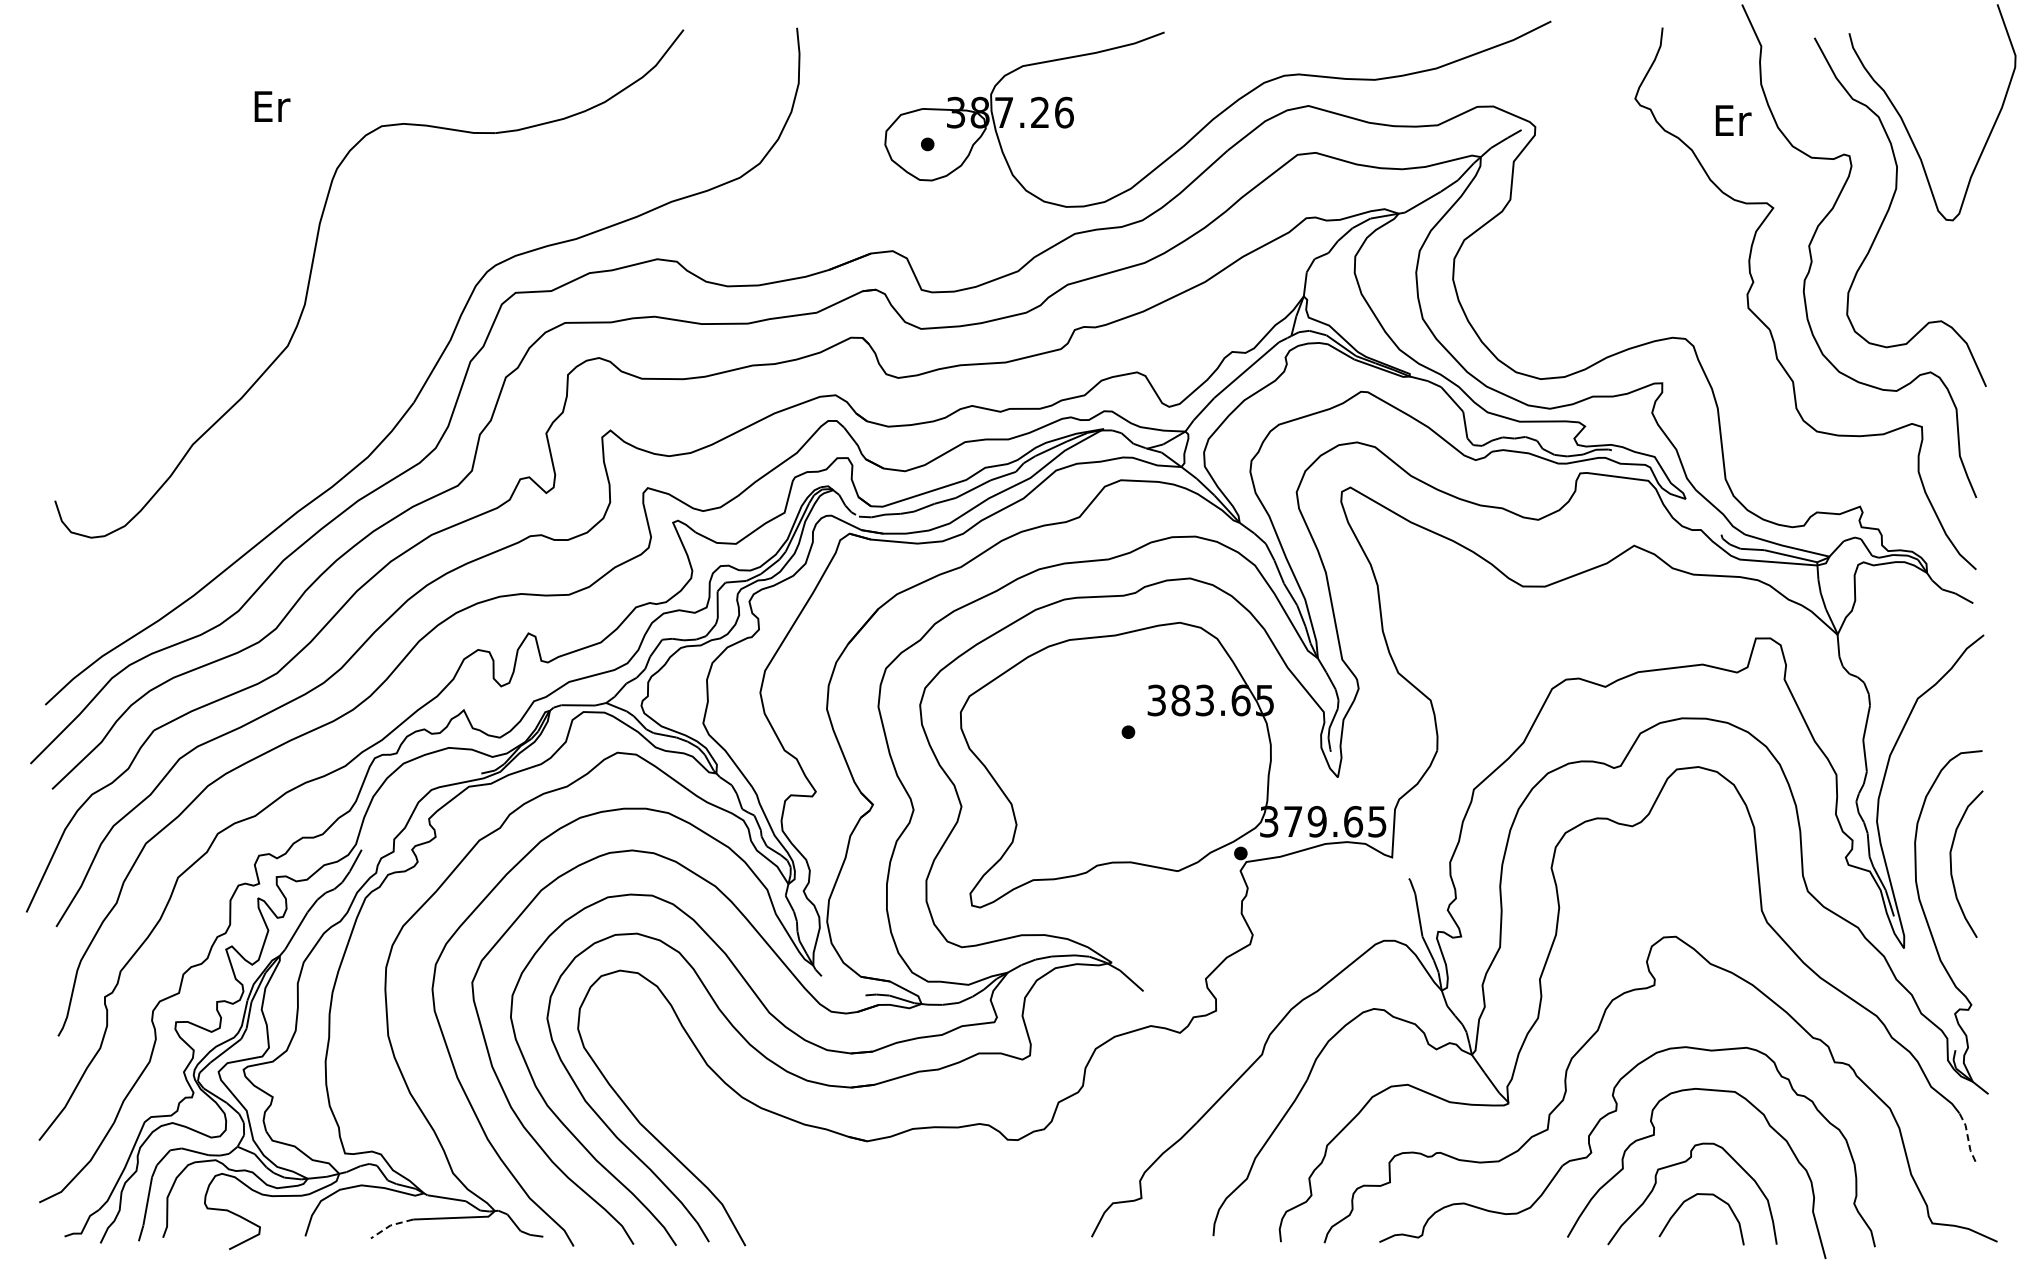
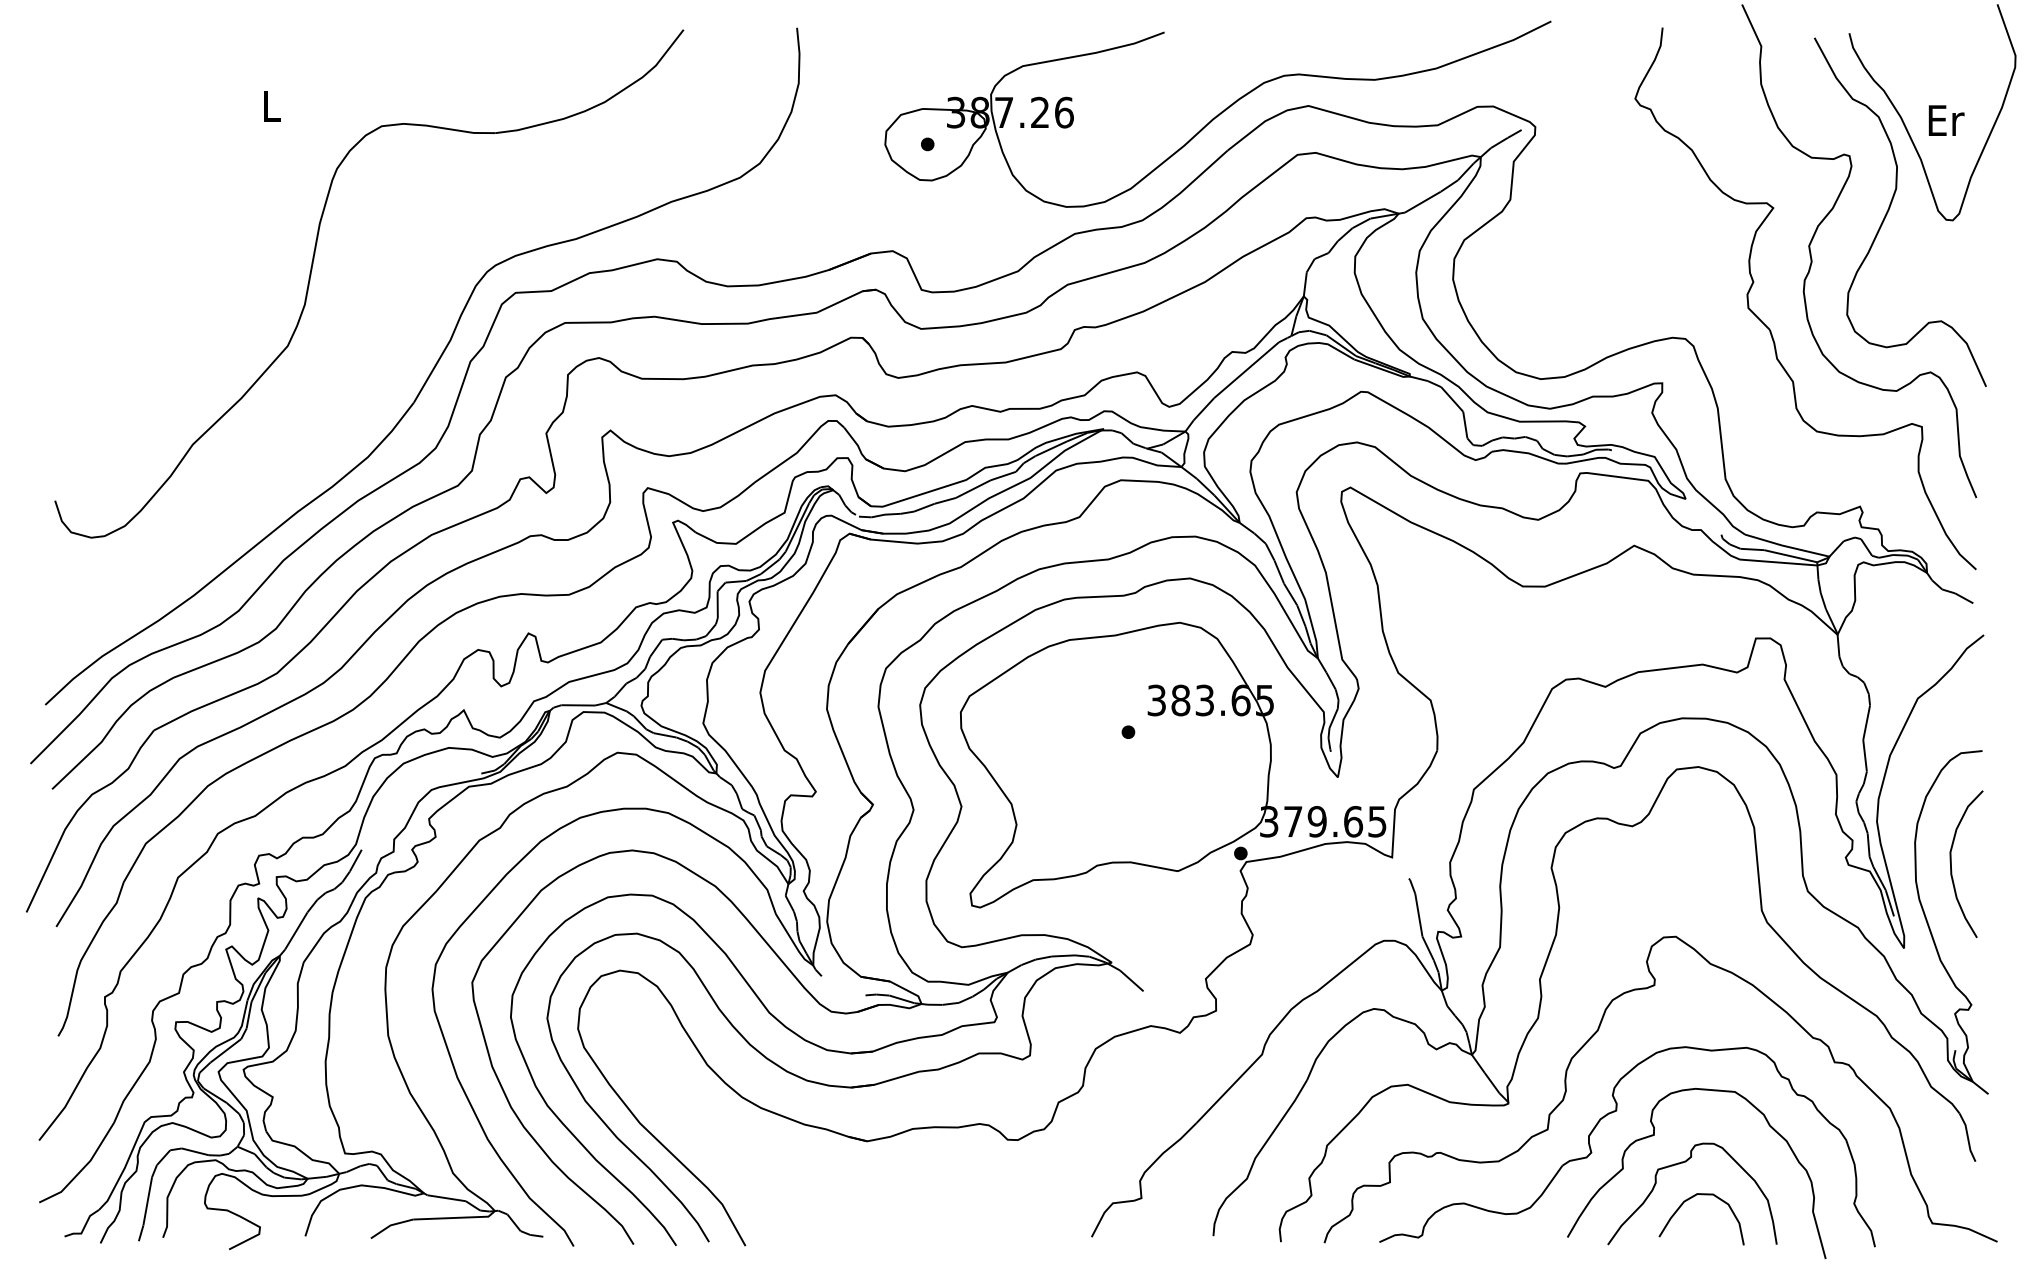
text: Er -> L (272, 106)
text position: (1733, 120) -> (1946, 120) (1946, 120)
line: dashed -> solid (1967, 1136)
line: dashed -> solid (390, 1225)
